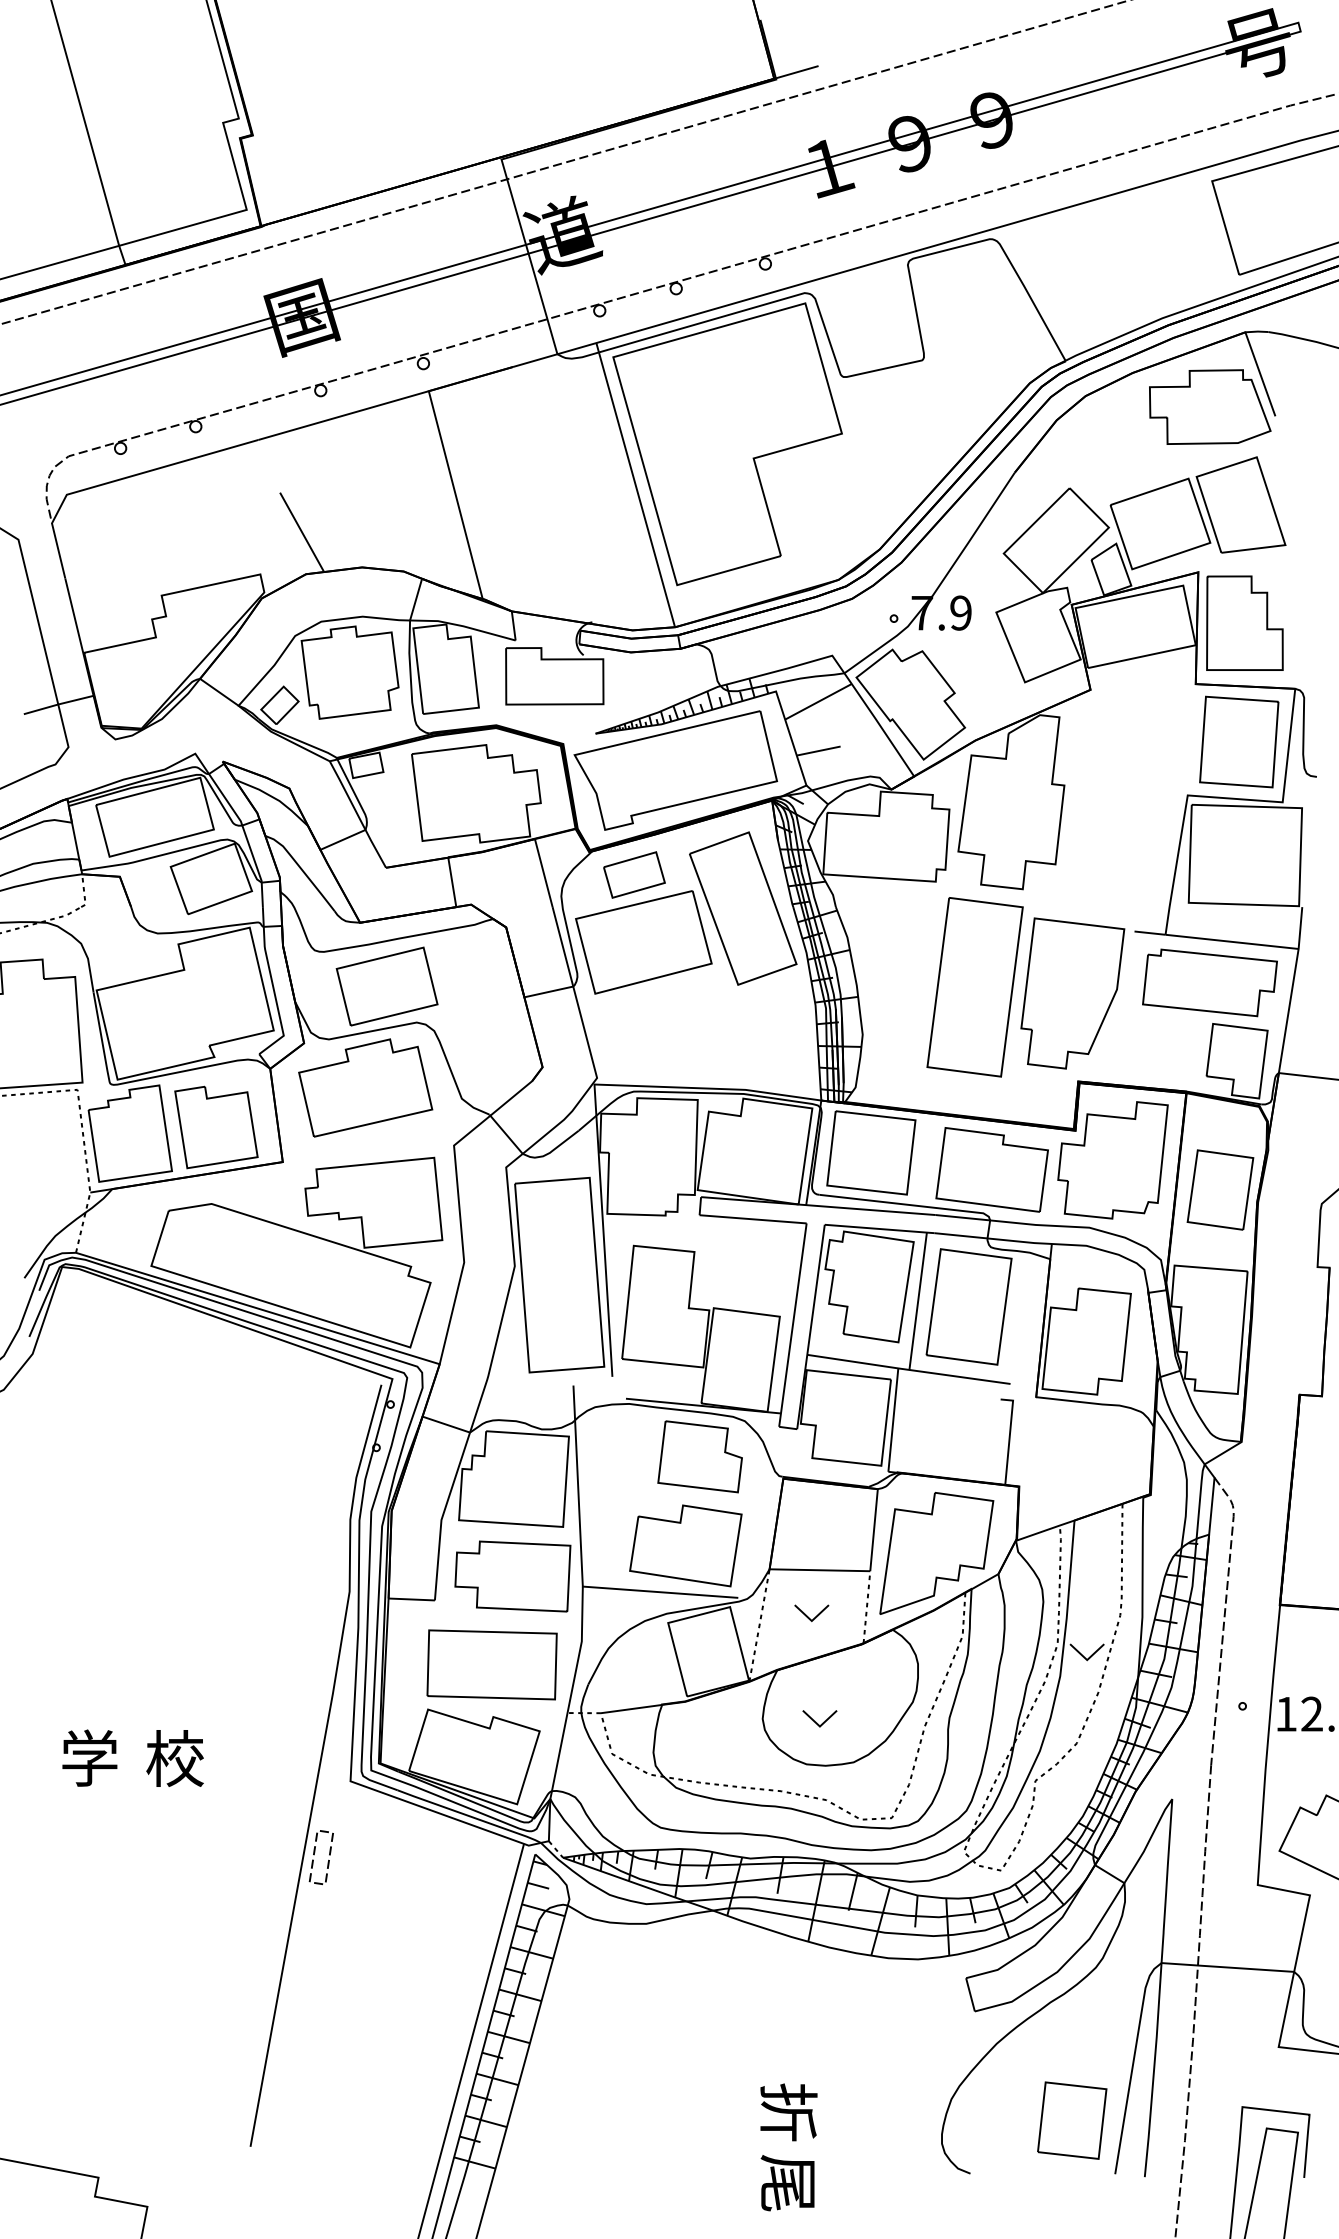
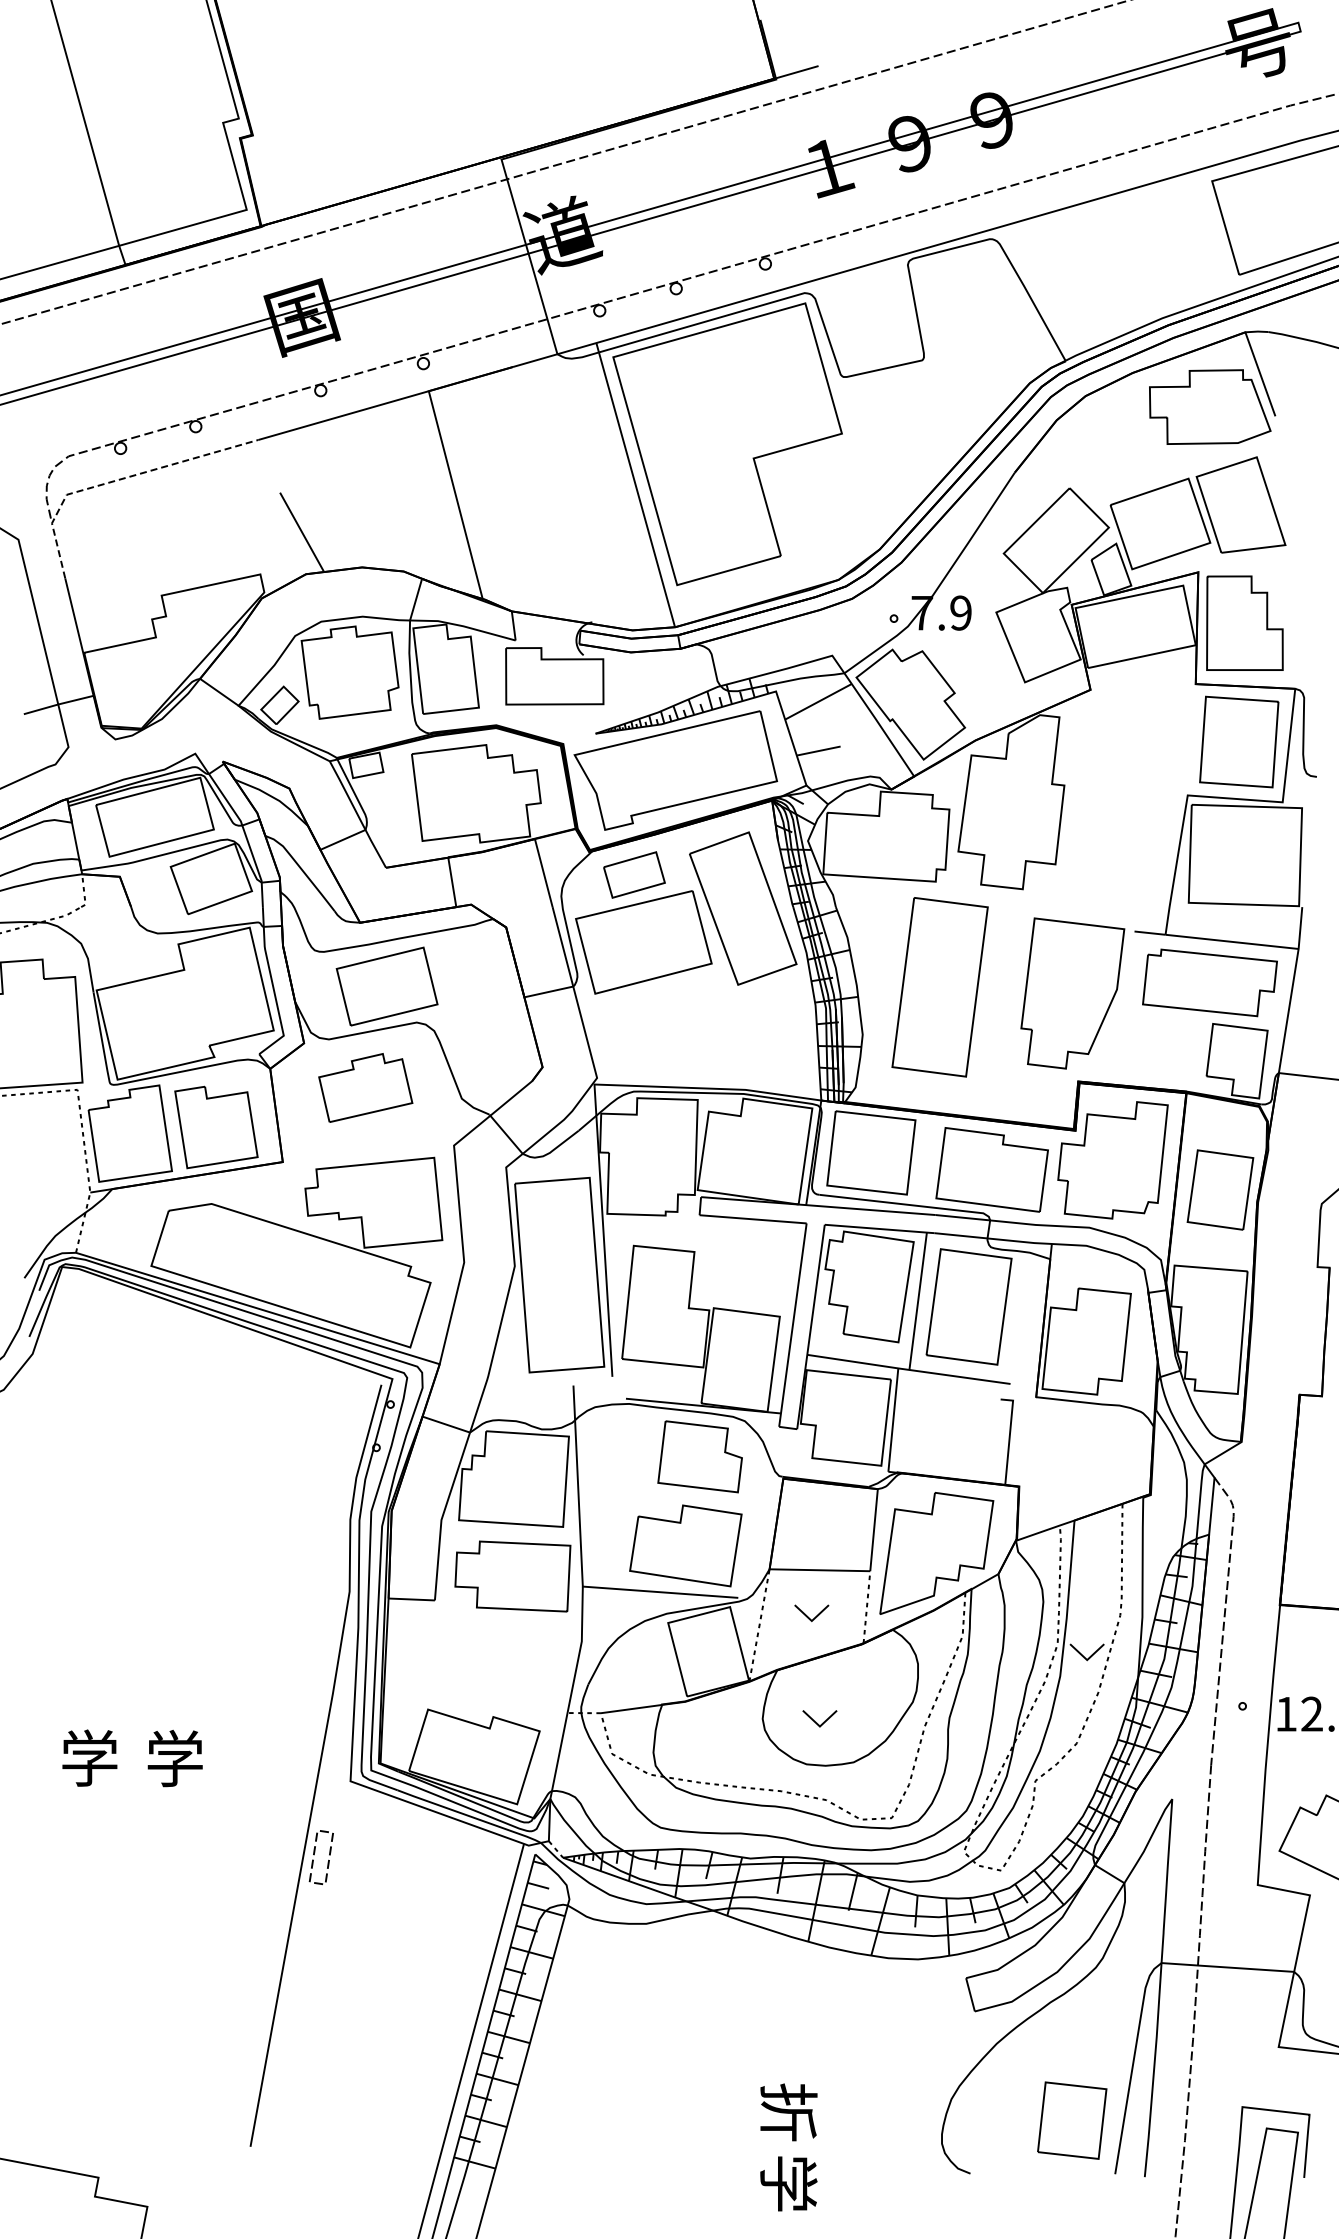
line: solid -> dashed (118, 479)
part position: (974, 987) -> (939, 987) (939, 987)
part size: 136x100 px -> 96x70 px (365, 1087)
part: present -> none (491, 1664)
text: 校 -> 学 (174, 1758)
text: 尾 -> 学 (788, 2183)
